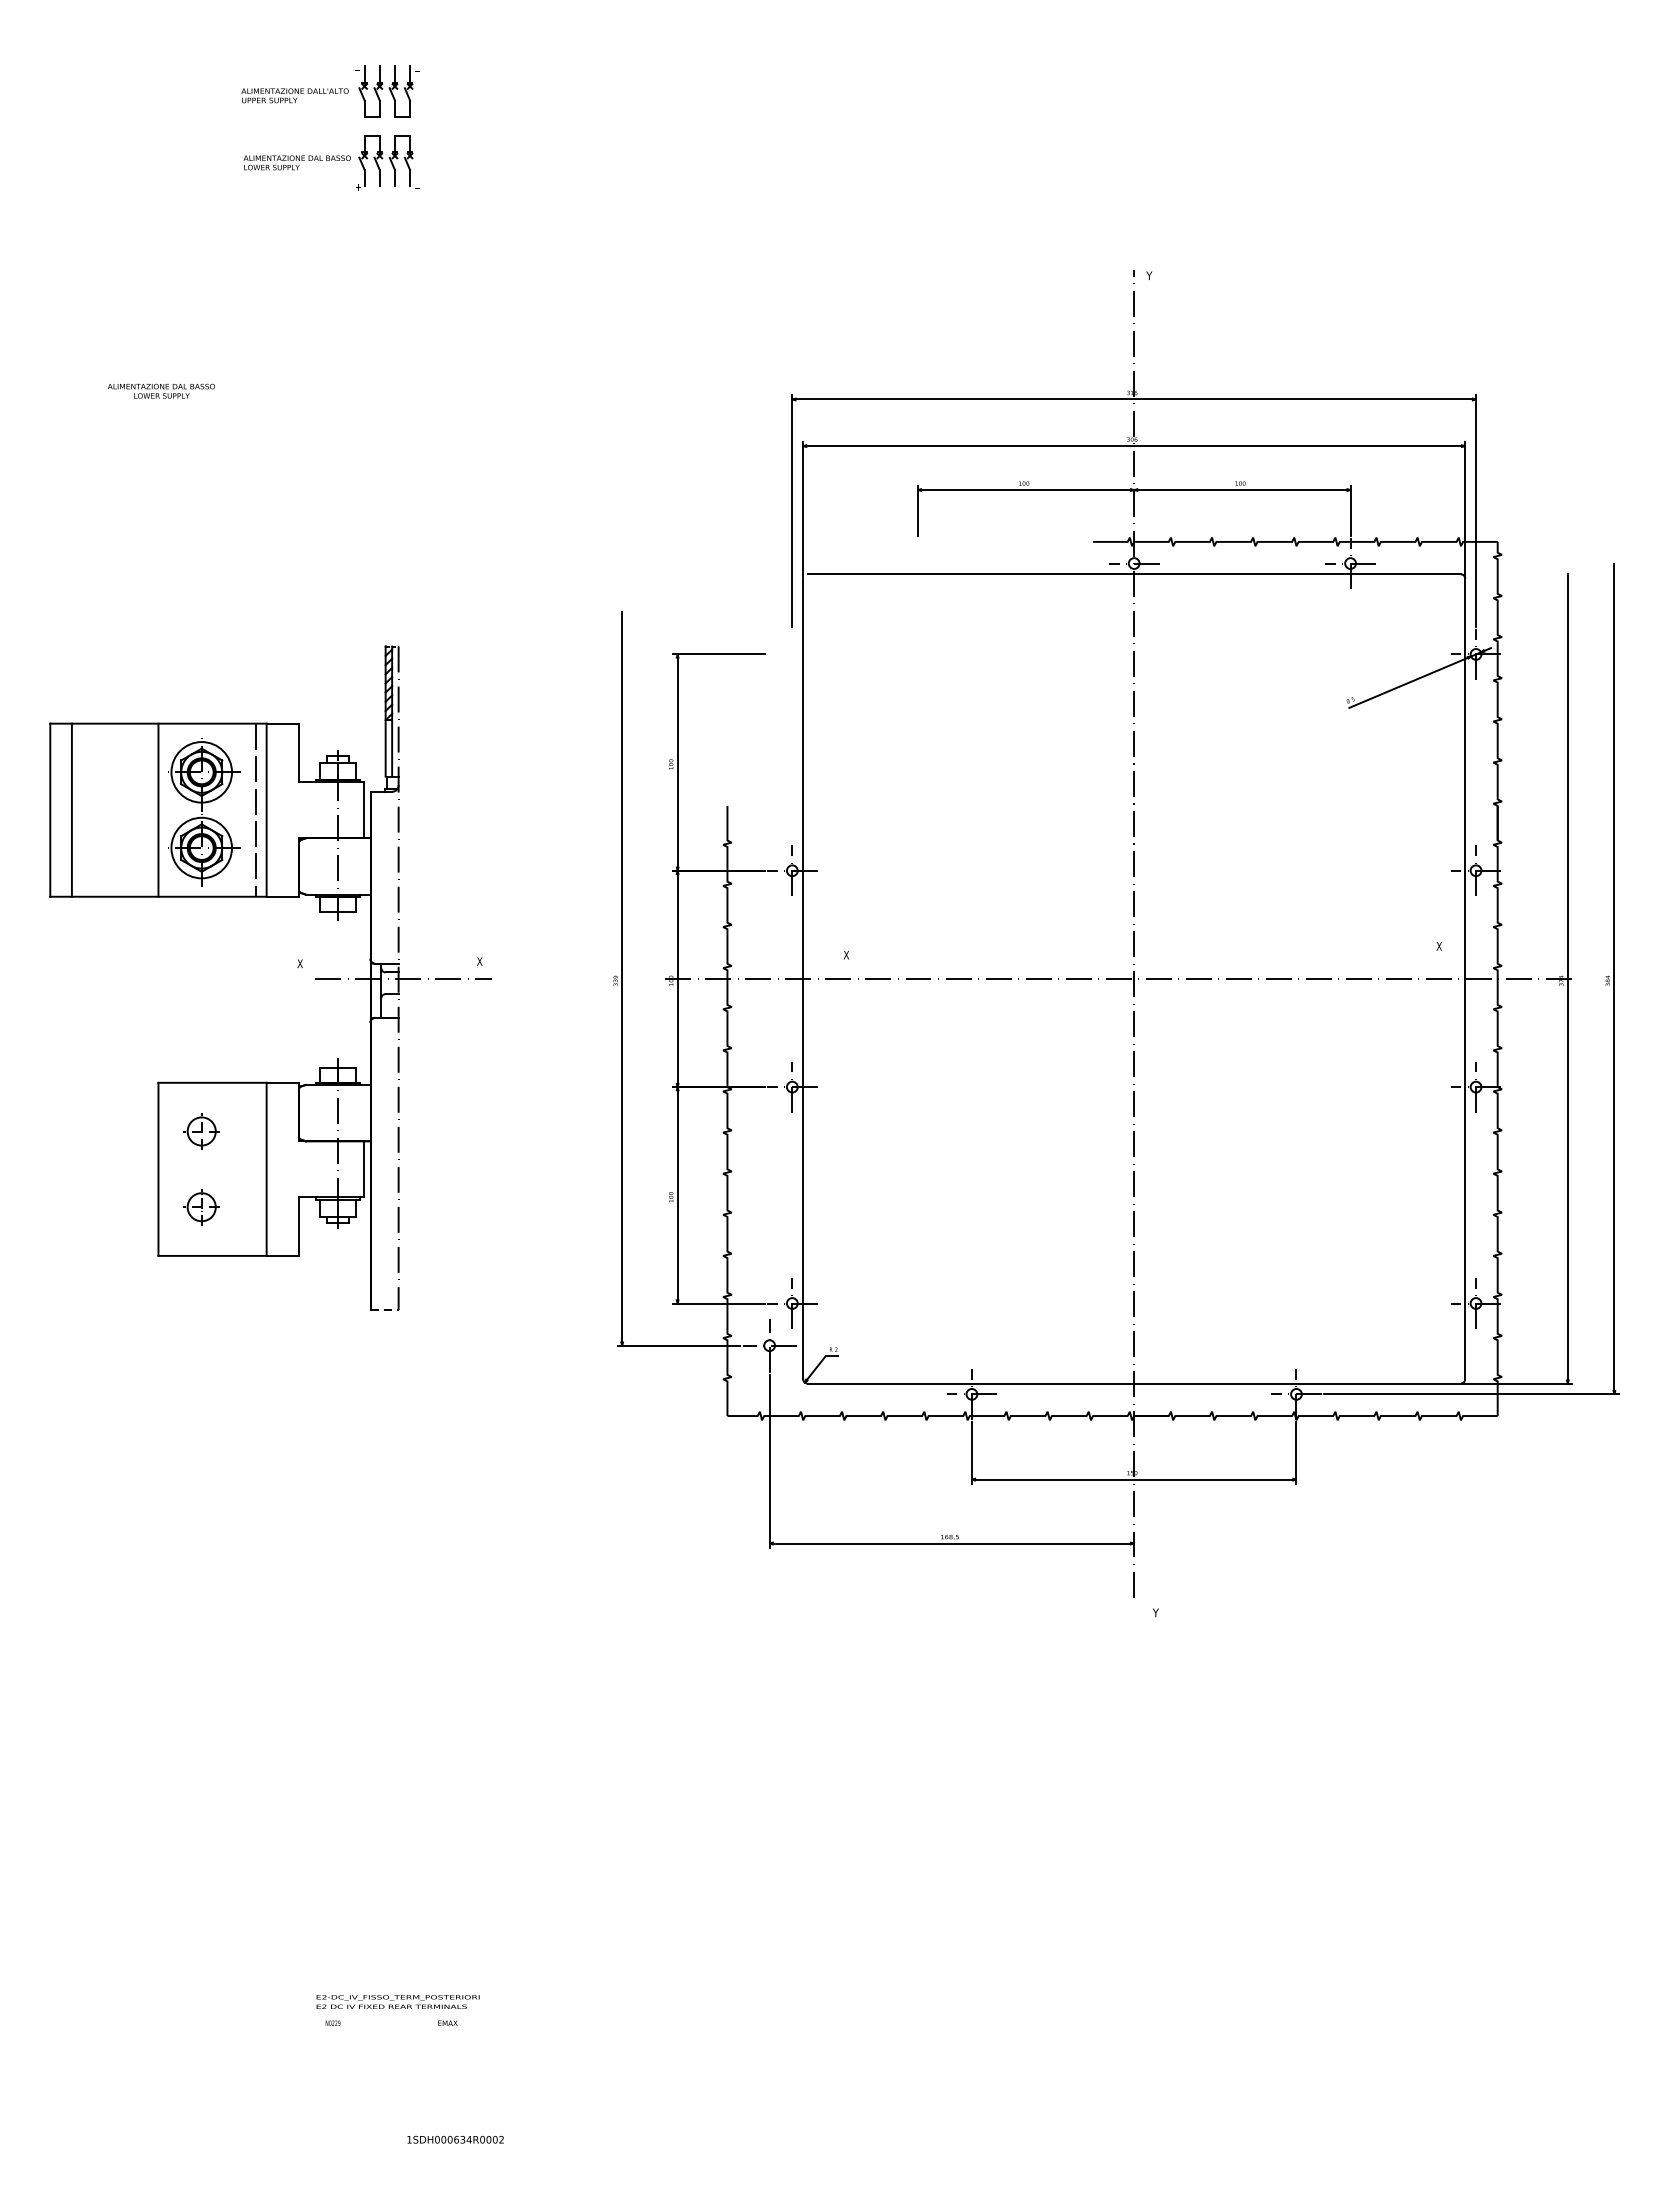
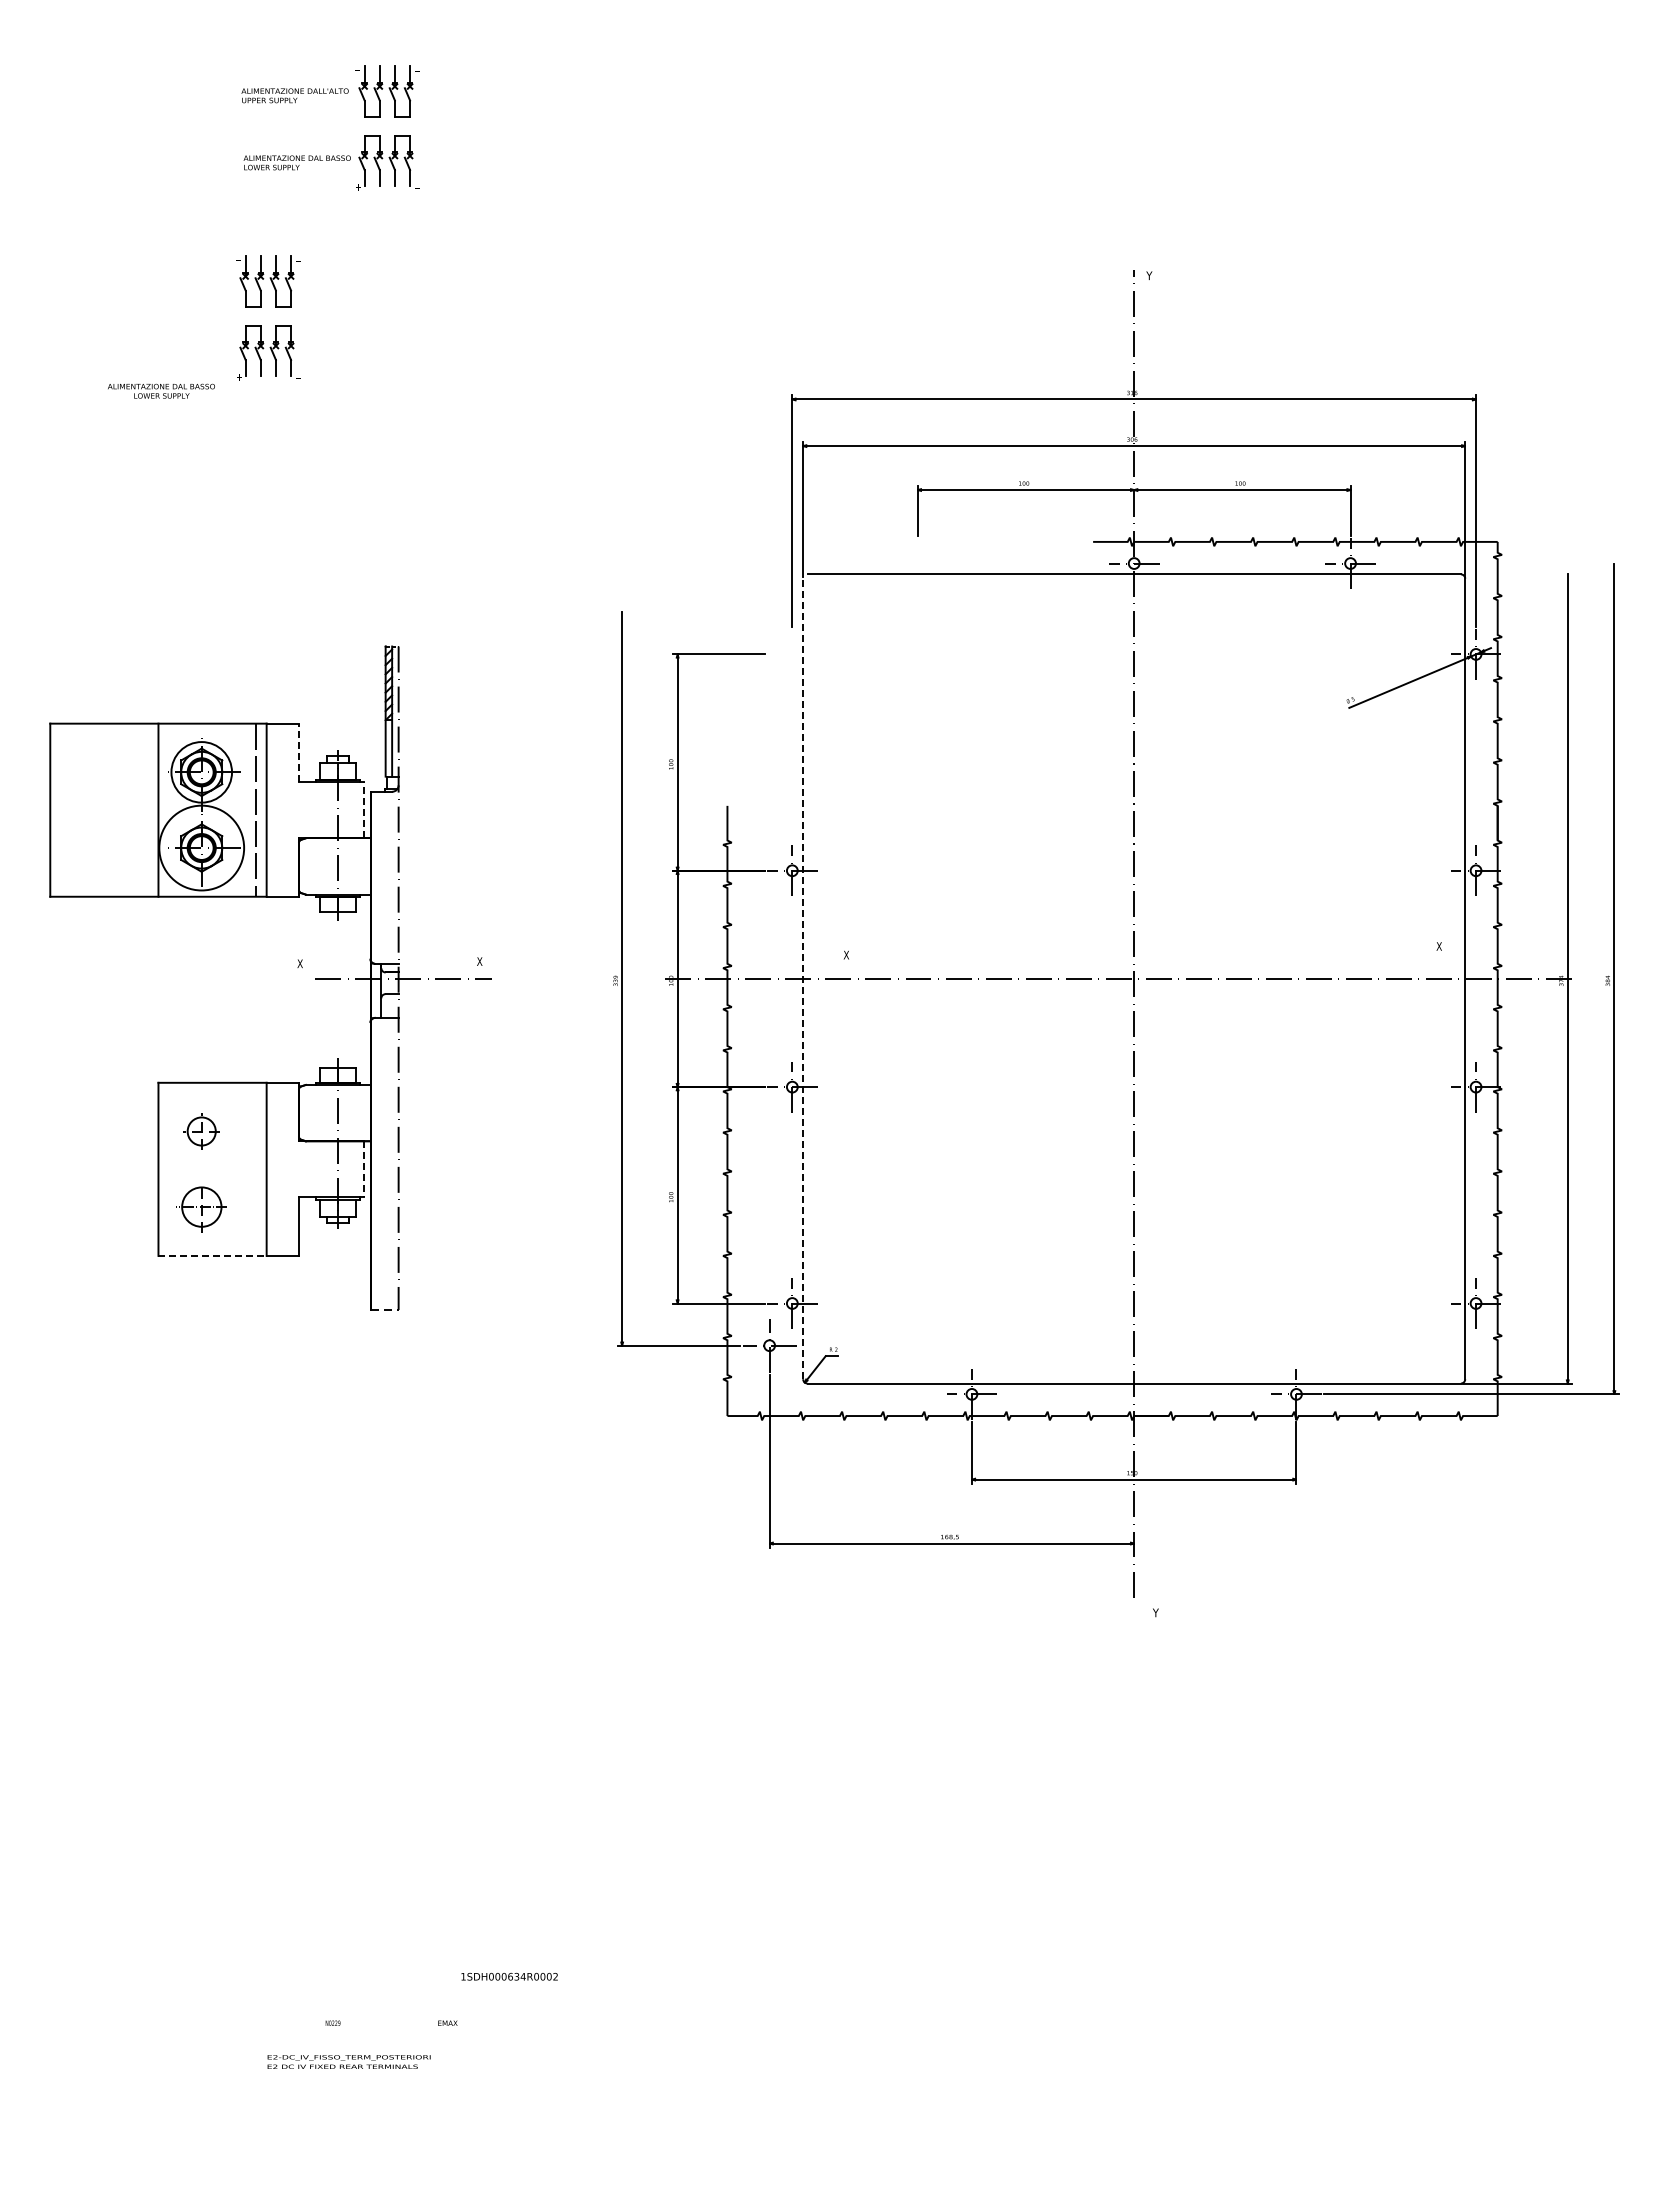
part: none -> present (261, 325)
line: solid -> dashed (299, 752)
line: present -> none (71, 809)
line: solid -> dashed (364, 809)
circle diameter: 61 px -> 85 px (201, 847)
line: solid -> dashed (803, 978)
line: solid -> dashed (364, 1169)
part size: 37x37 px -> 51x47 px (201, 1209)
line: solid -> dashed (213, 1255)
text position: (397, 2001) -> (348, 2061) (348, 2061)
text position: (455, 2139) -> (509, 1976) (509, 1976)
